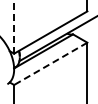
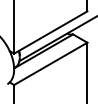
line: dashed -> solid (14, 26)
line: dashed -> solid (50, 64)
